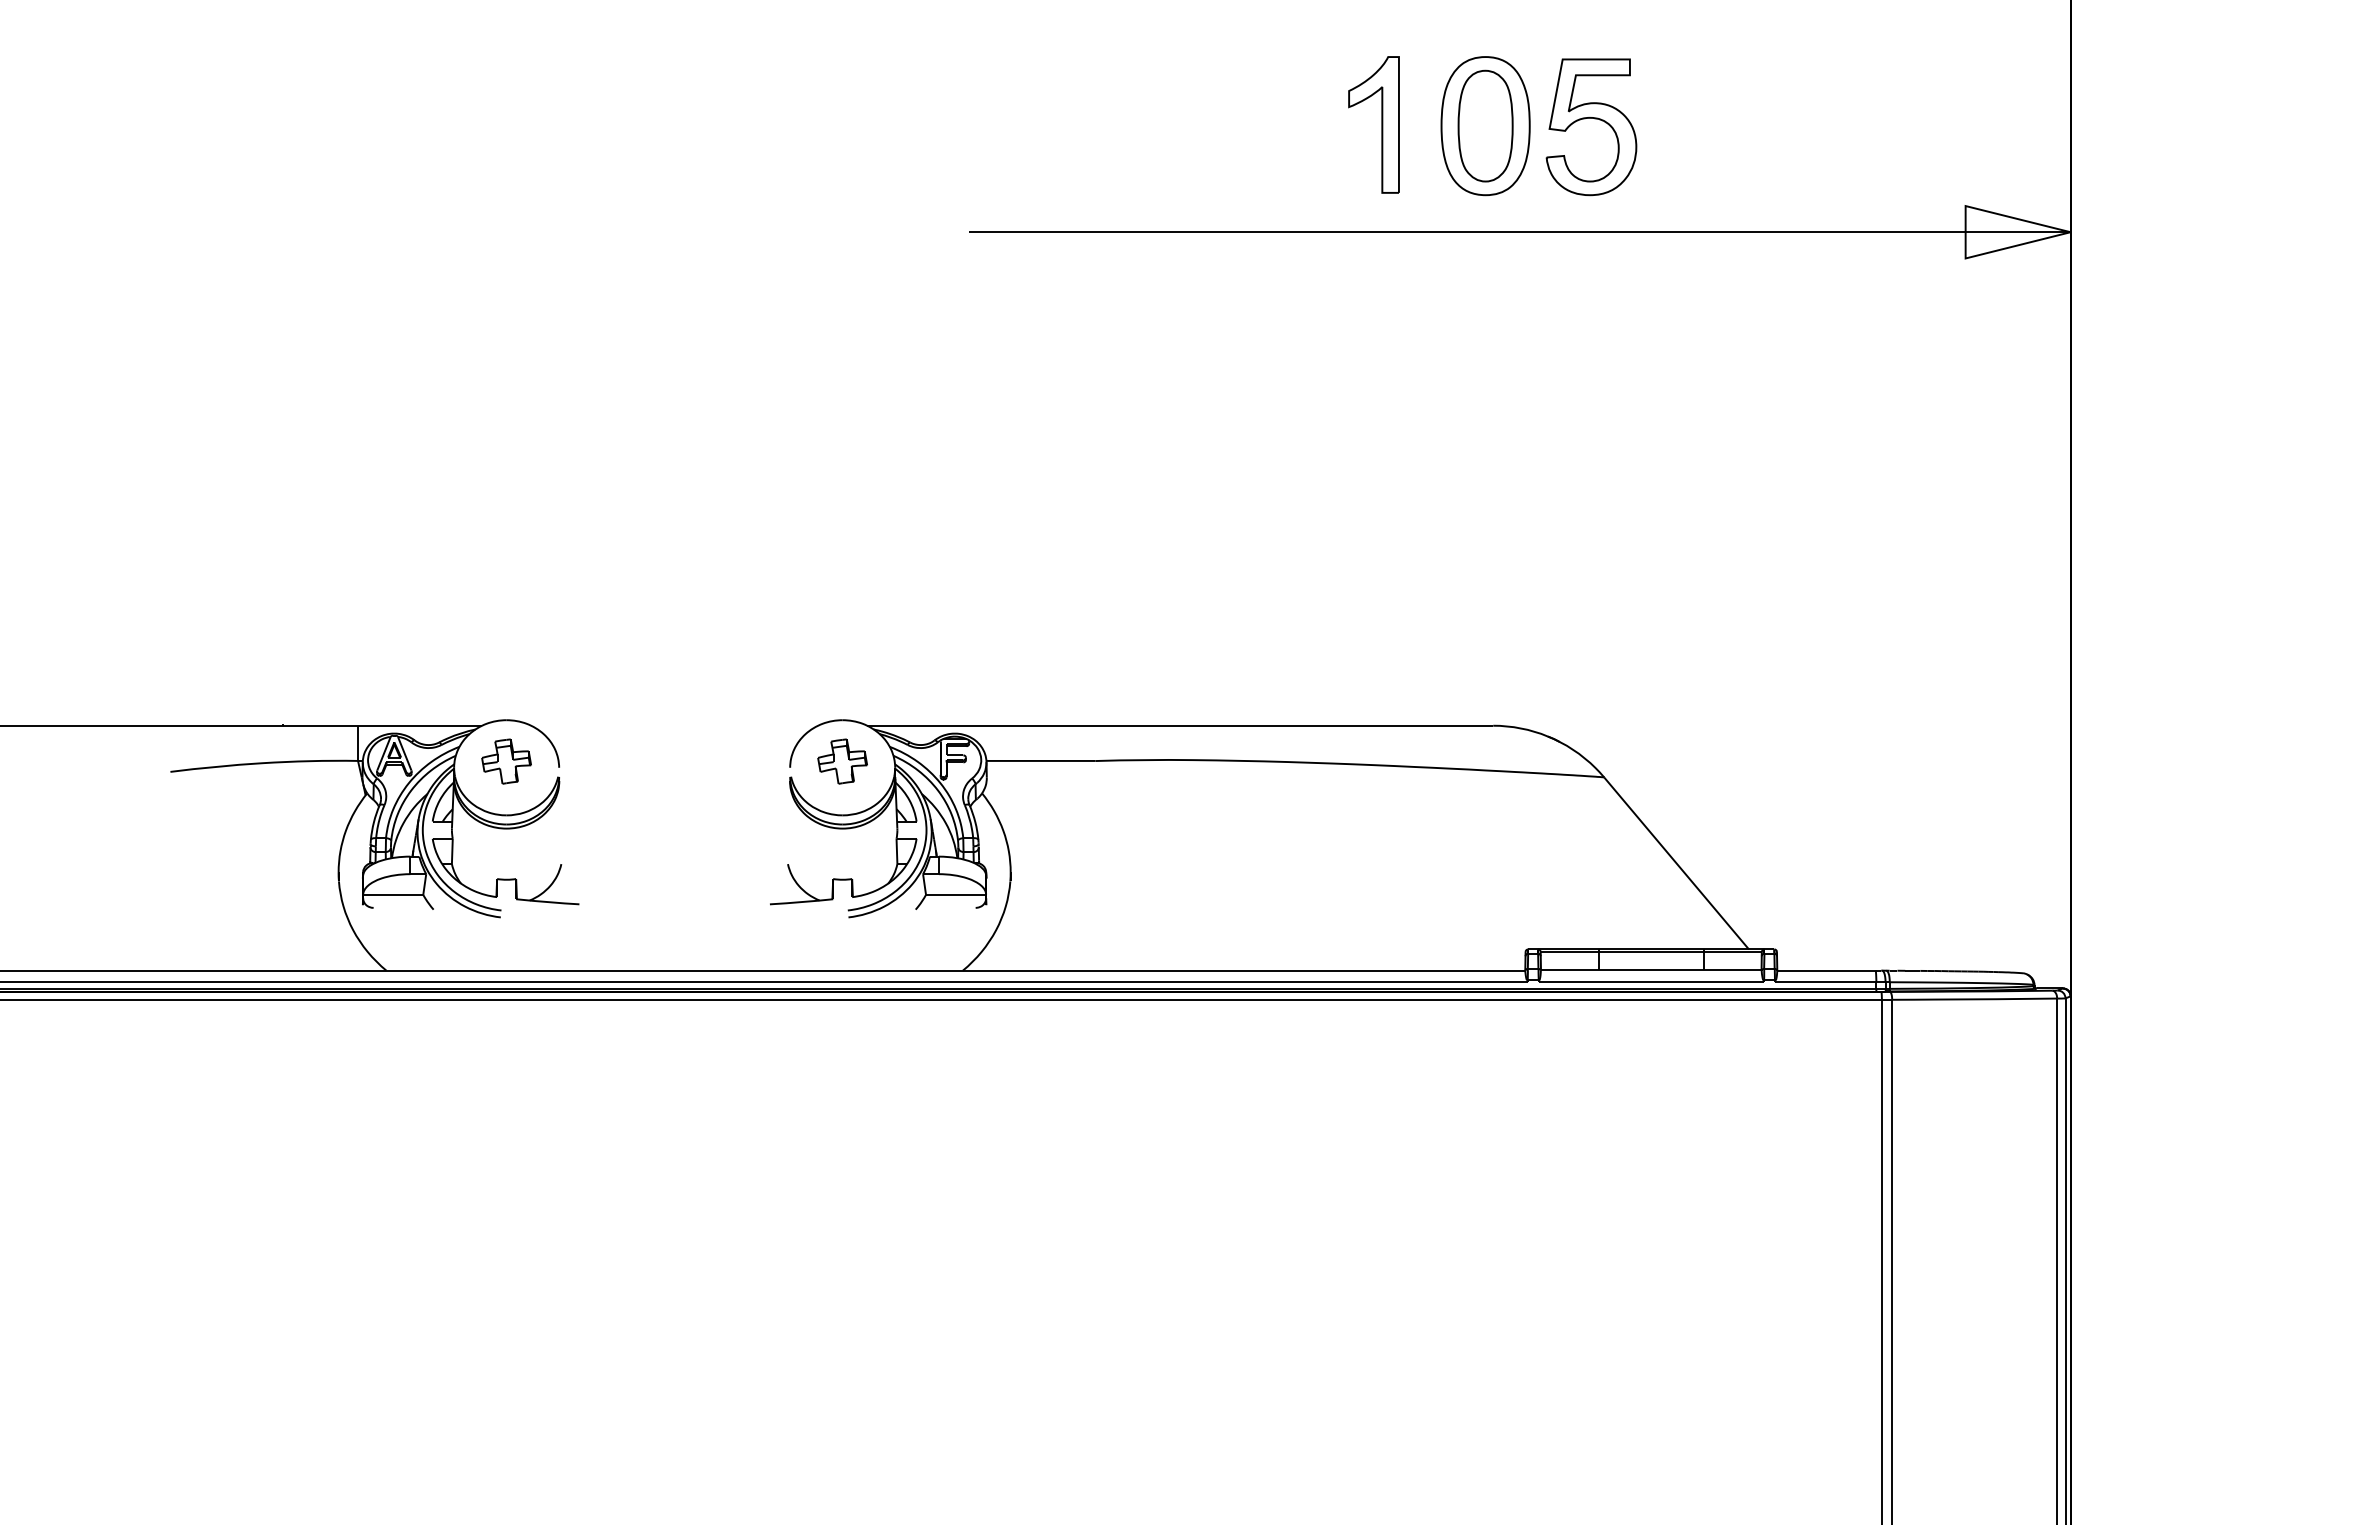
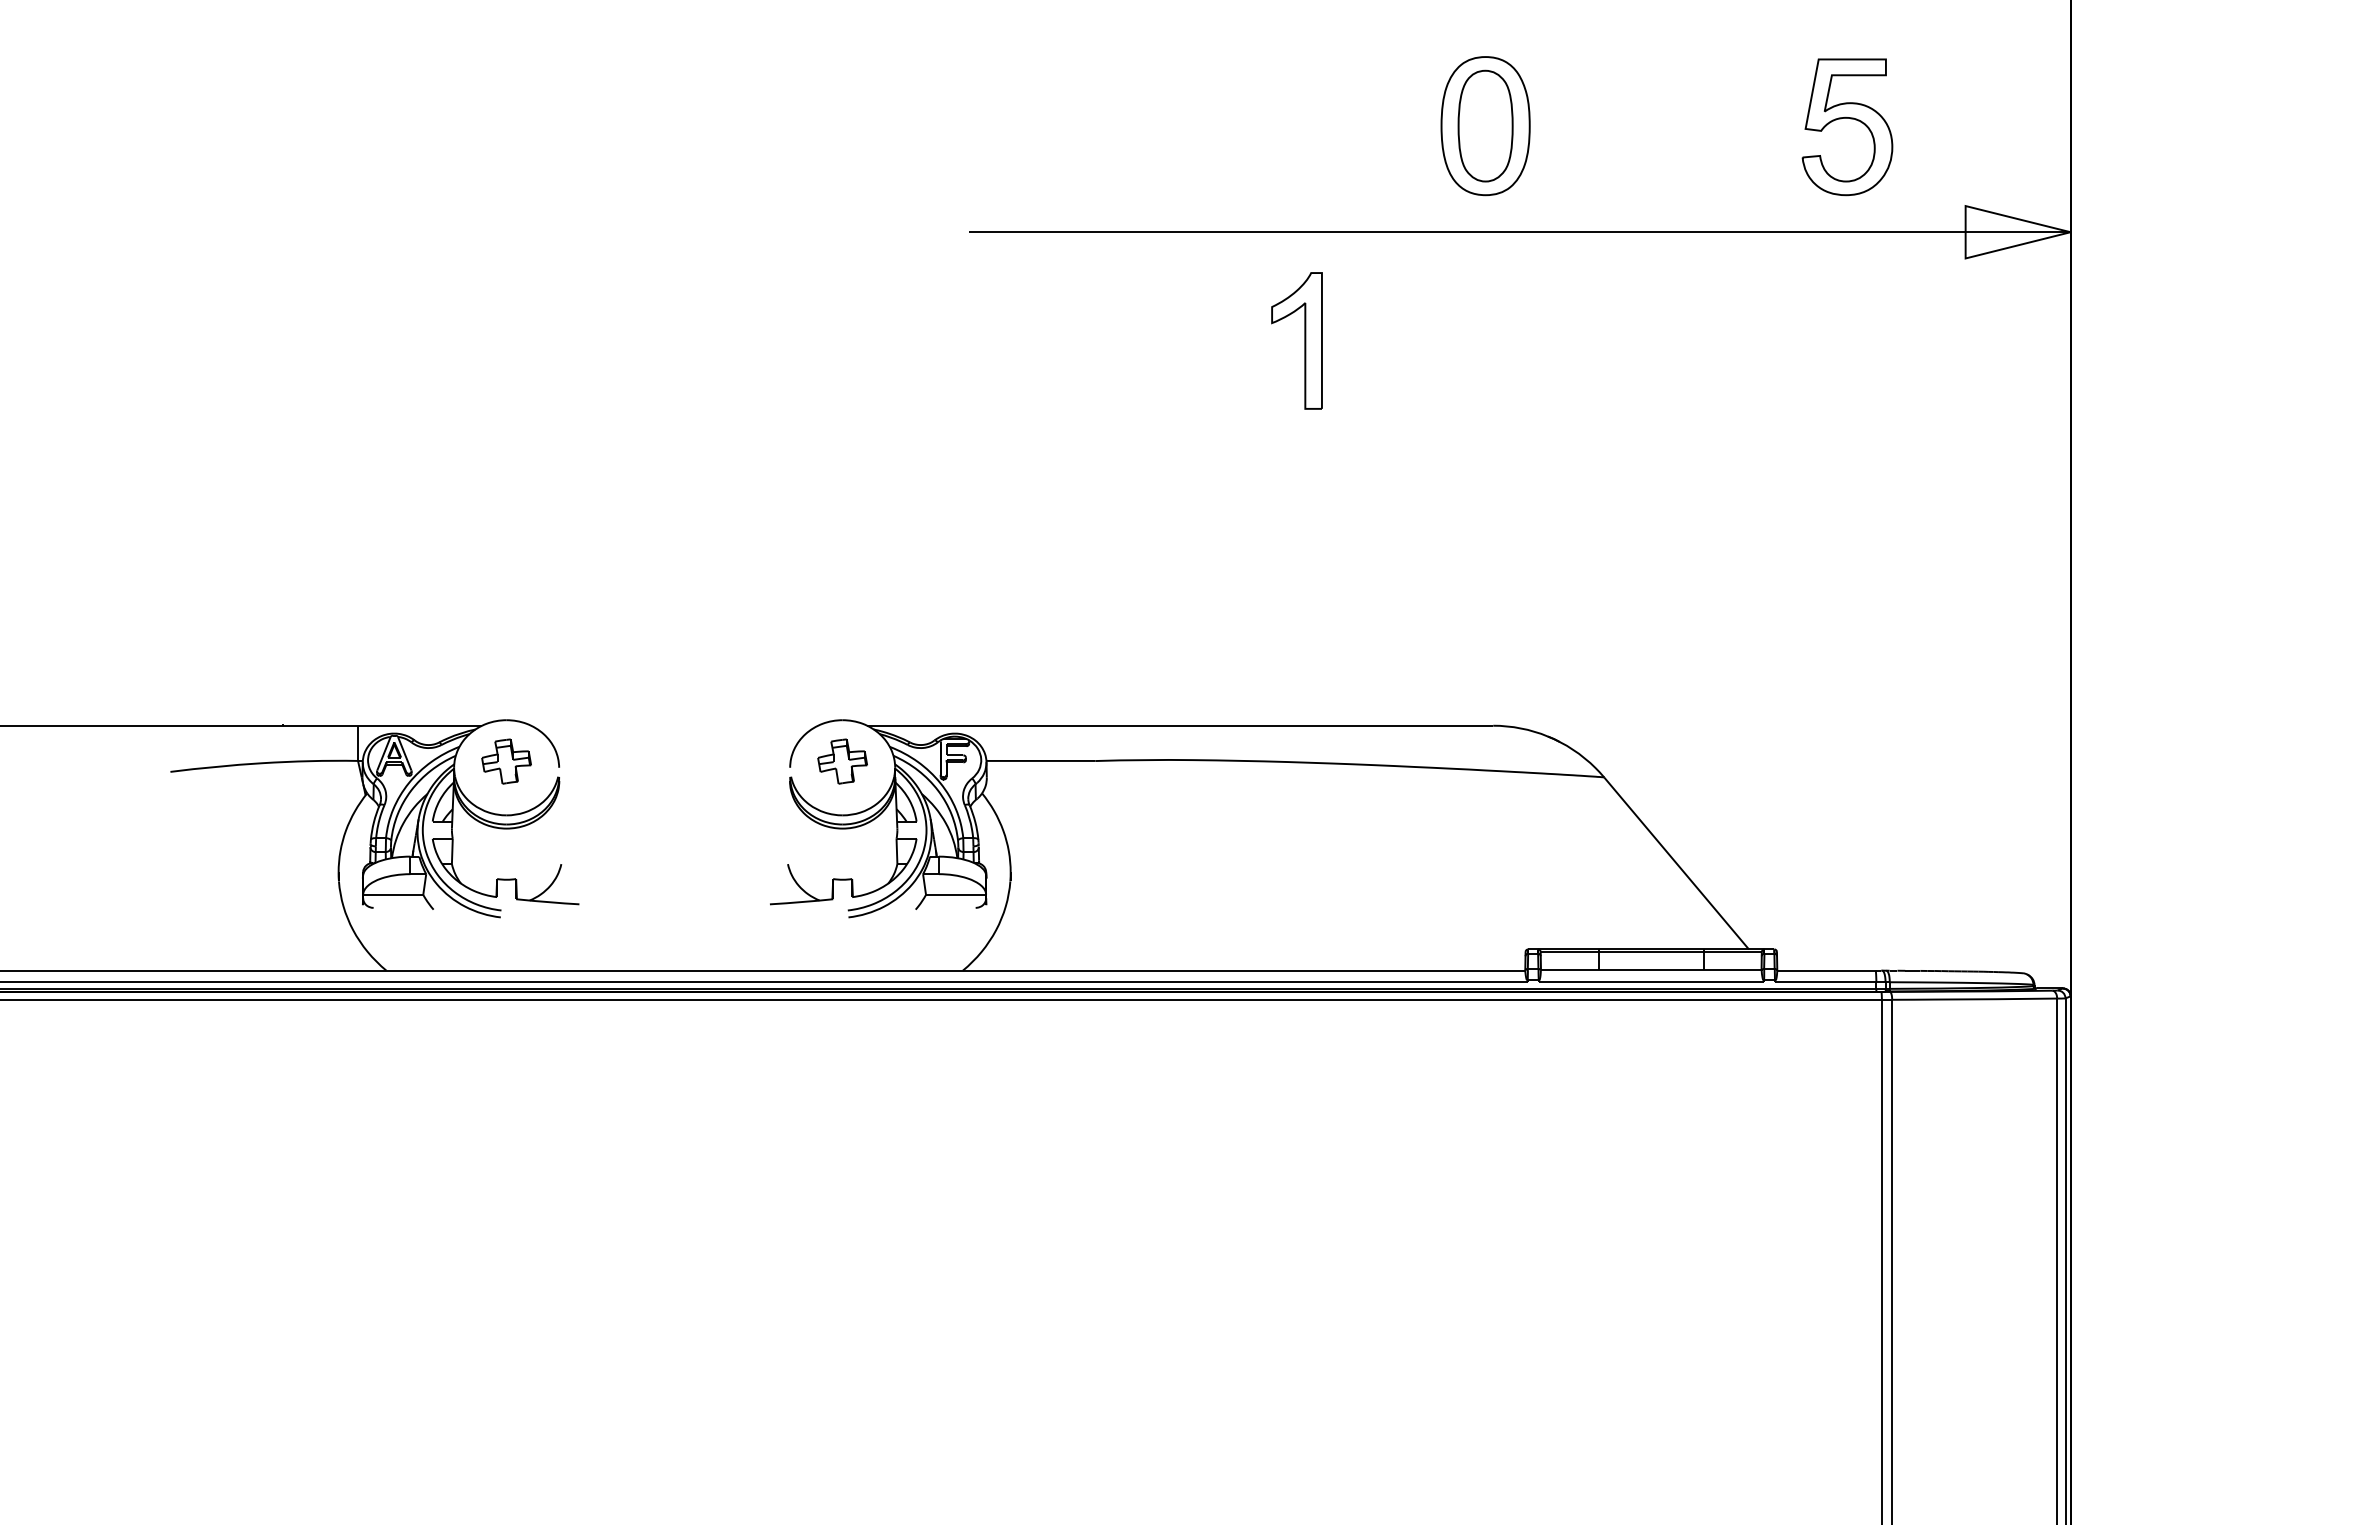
part position: (1594, 119) -> (1850, 119) (1850, 119)
part position: (1381, 124) -> (1304, 340) (1304, 340)
